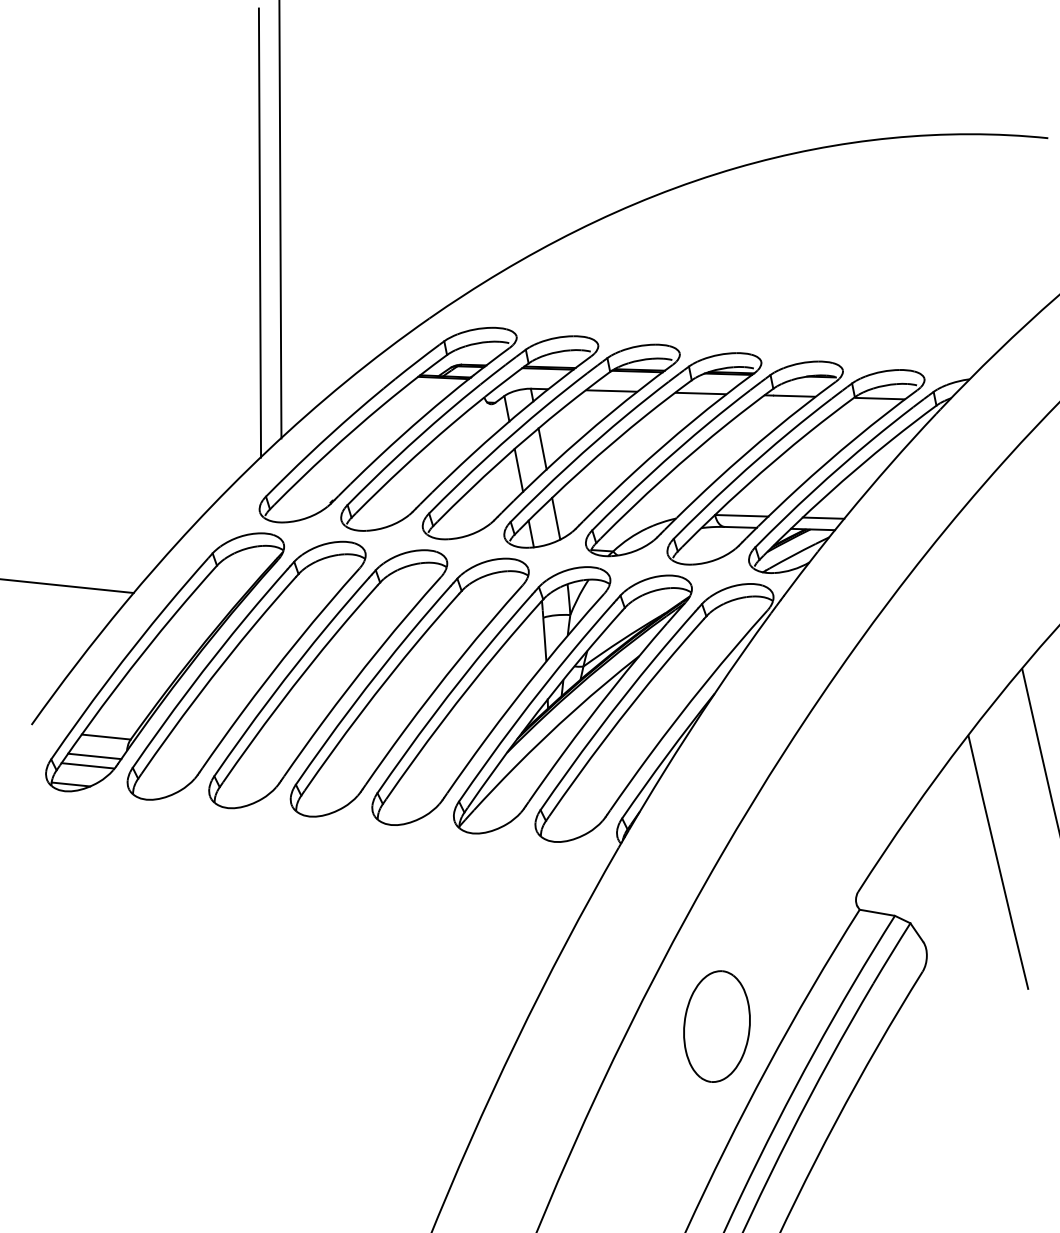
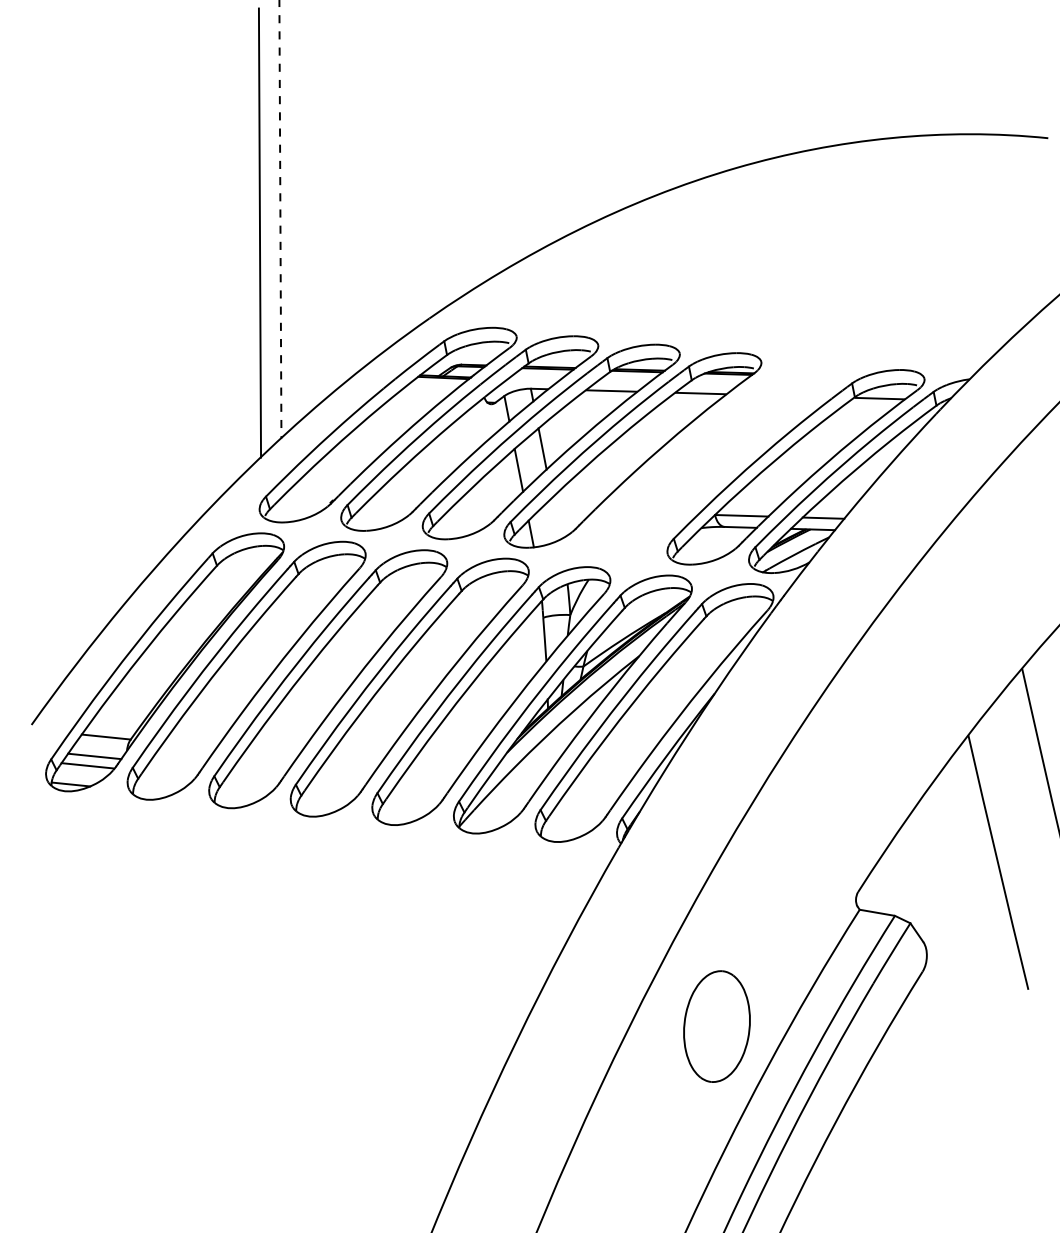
line: solid -> dashed (280, 219)
part: present -> none (714, 458)
line: present -> none (556, 518)
line: present -> none (67, 586)
